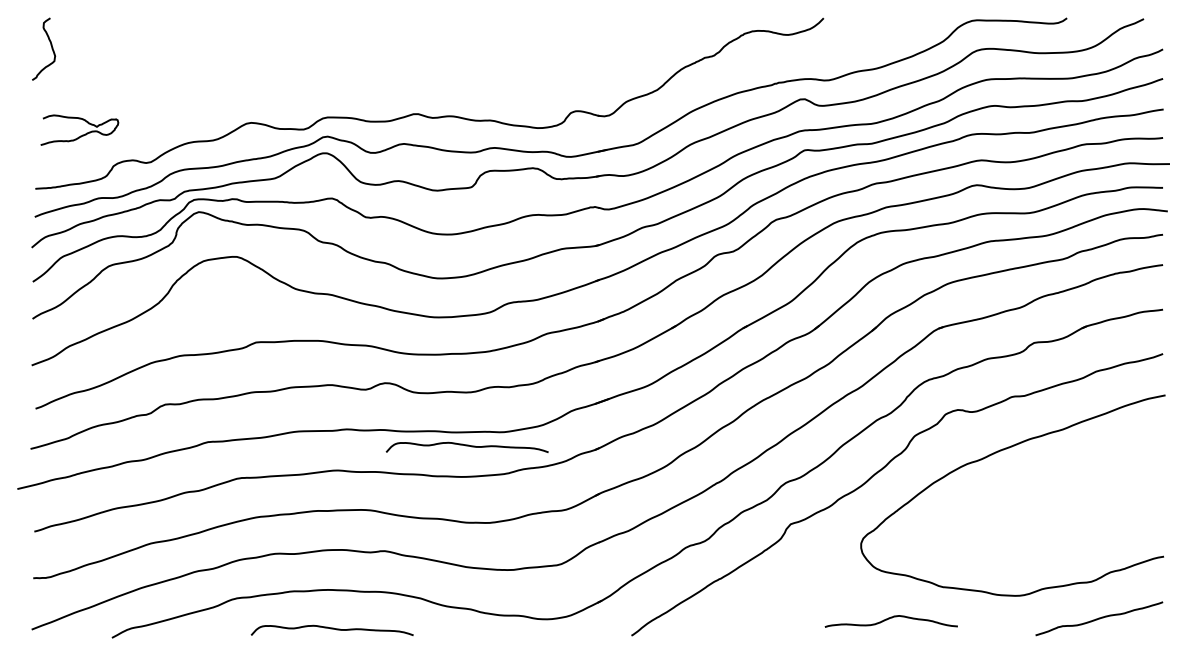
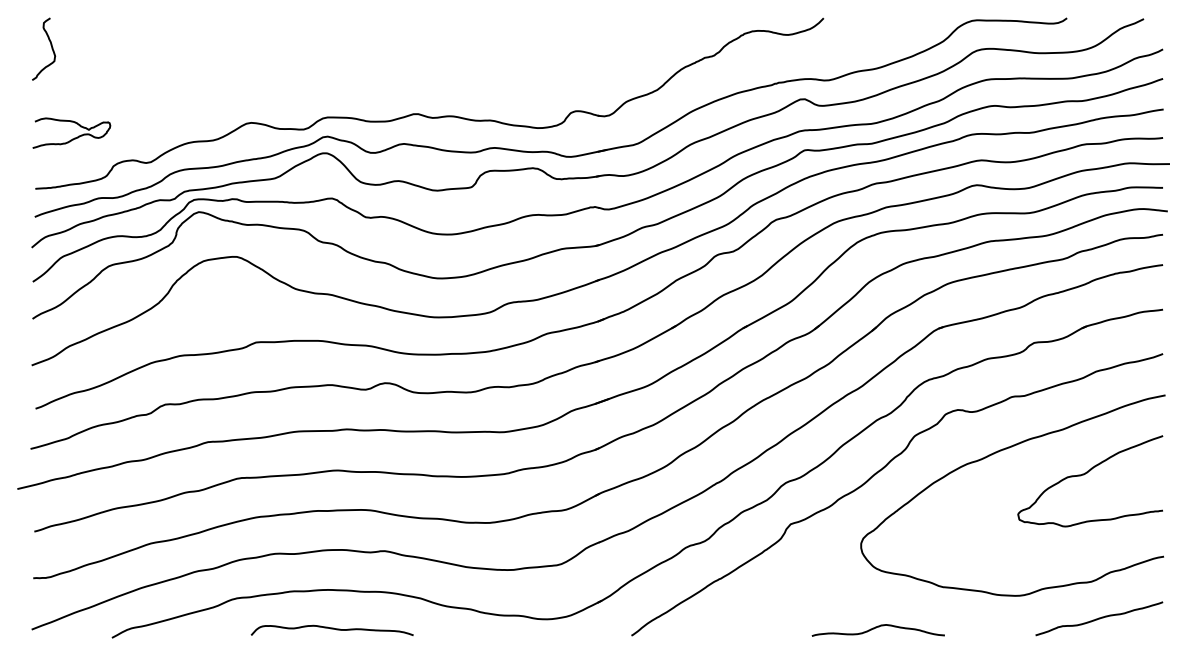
curve position: (82, 134) -> (74, 137) (74, 137)
curve: present -> none (466, 446)
curve: none -> present (1087, 473)
curve position: (889, 619) -> (876, 628) (876, 628)
